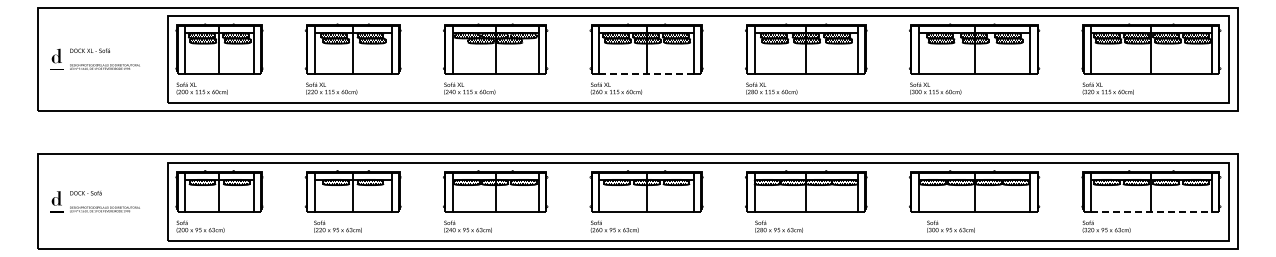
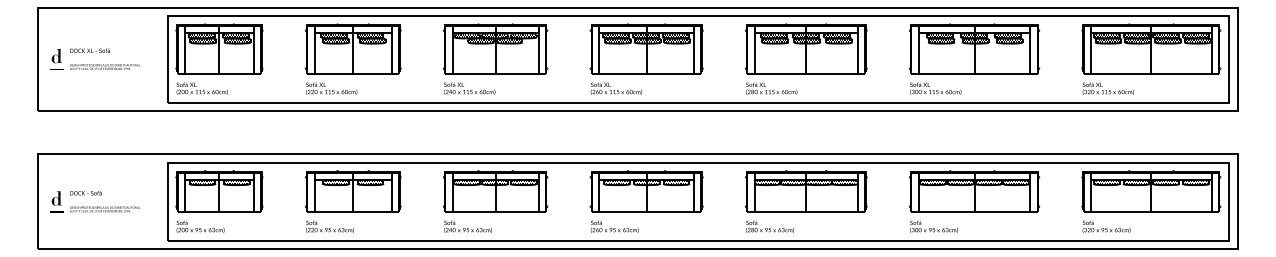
line: dashed -> solid (647, 74)
line: dashed -> solid (1151, 212)
text position: (337, 226) -> (329, 226) (329, 226)
text position: (778, 226) -> (769, 226) (769, 226)
text position: (950, 226) -> (933, 226) (933, 226)
